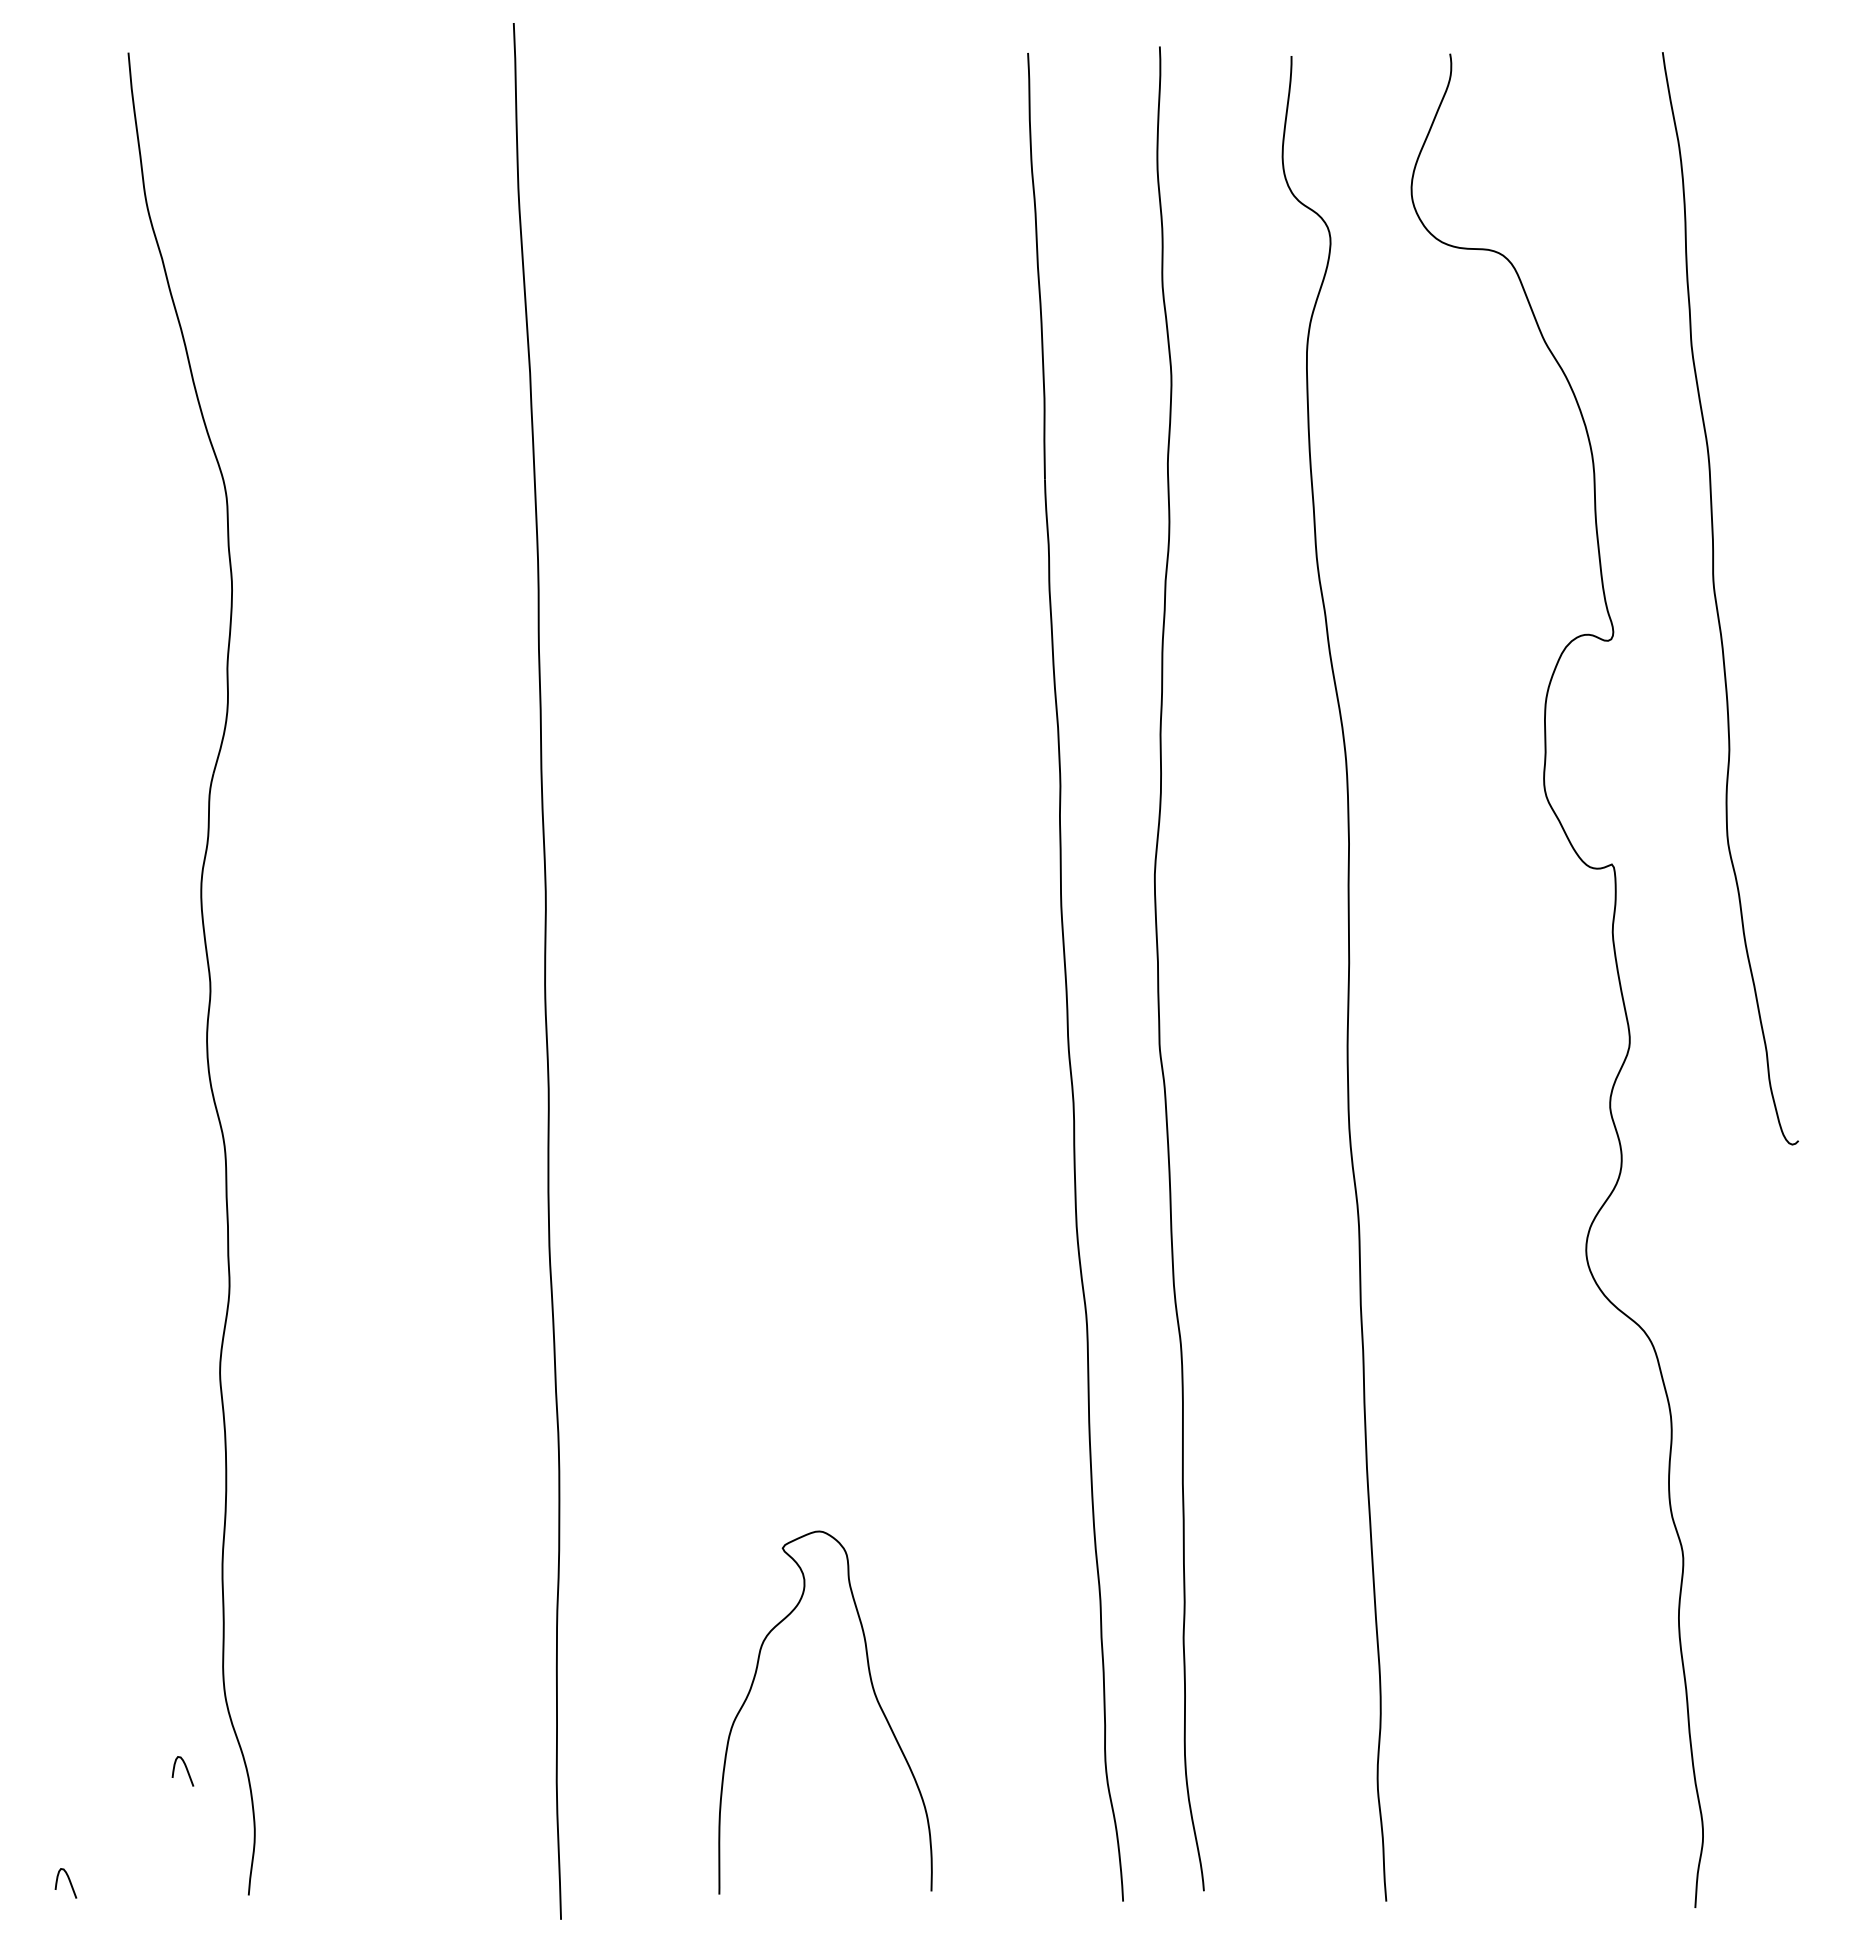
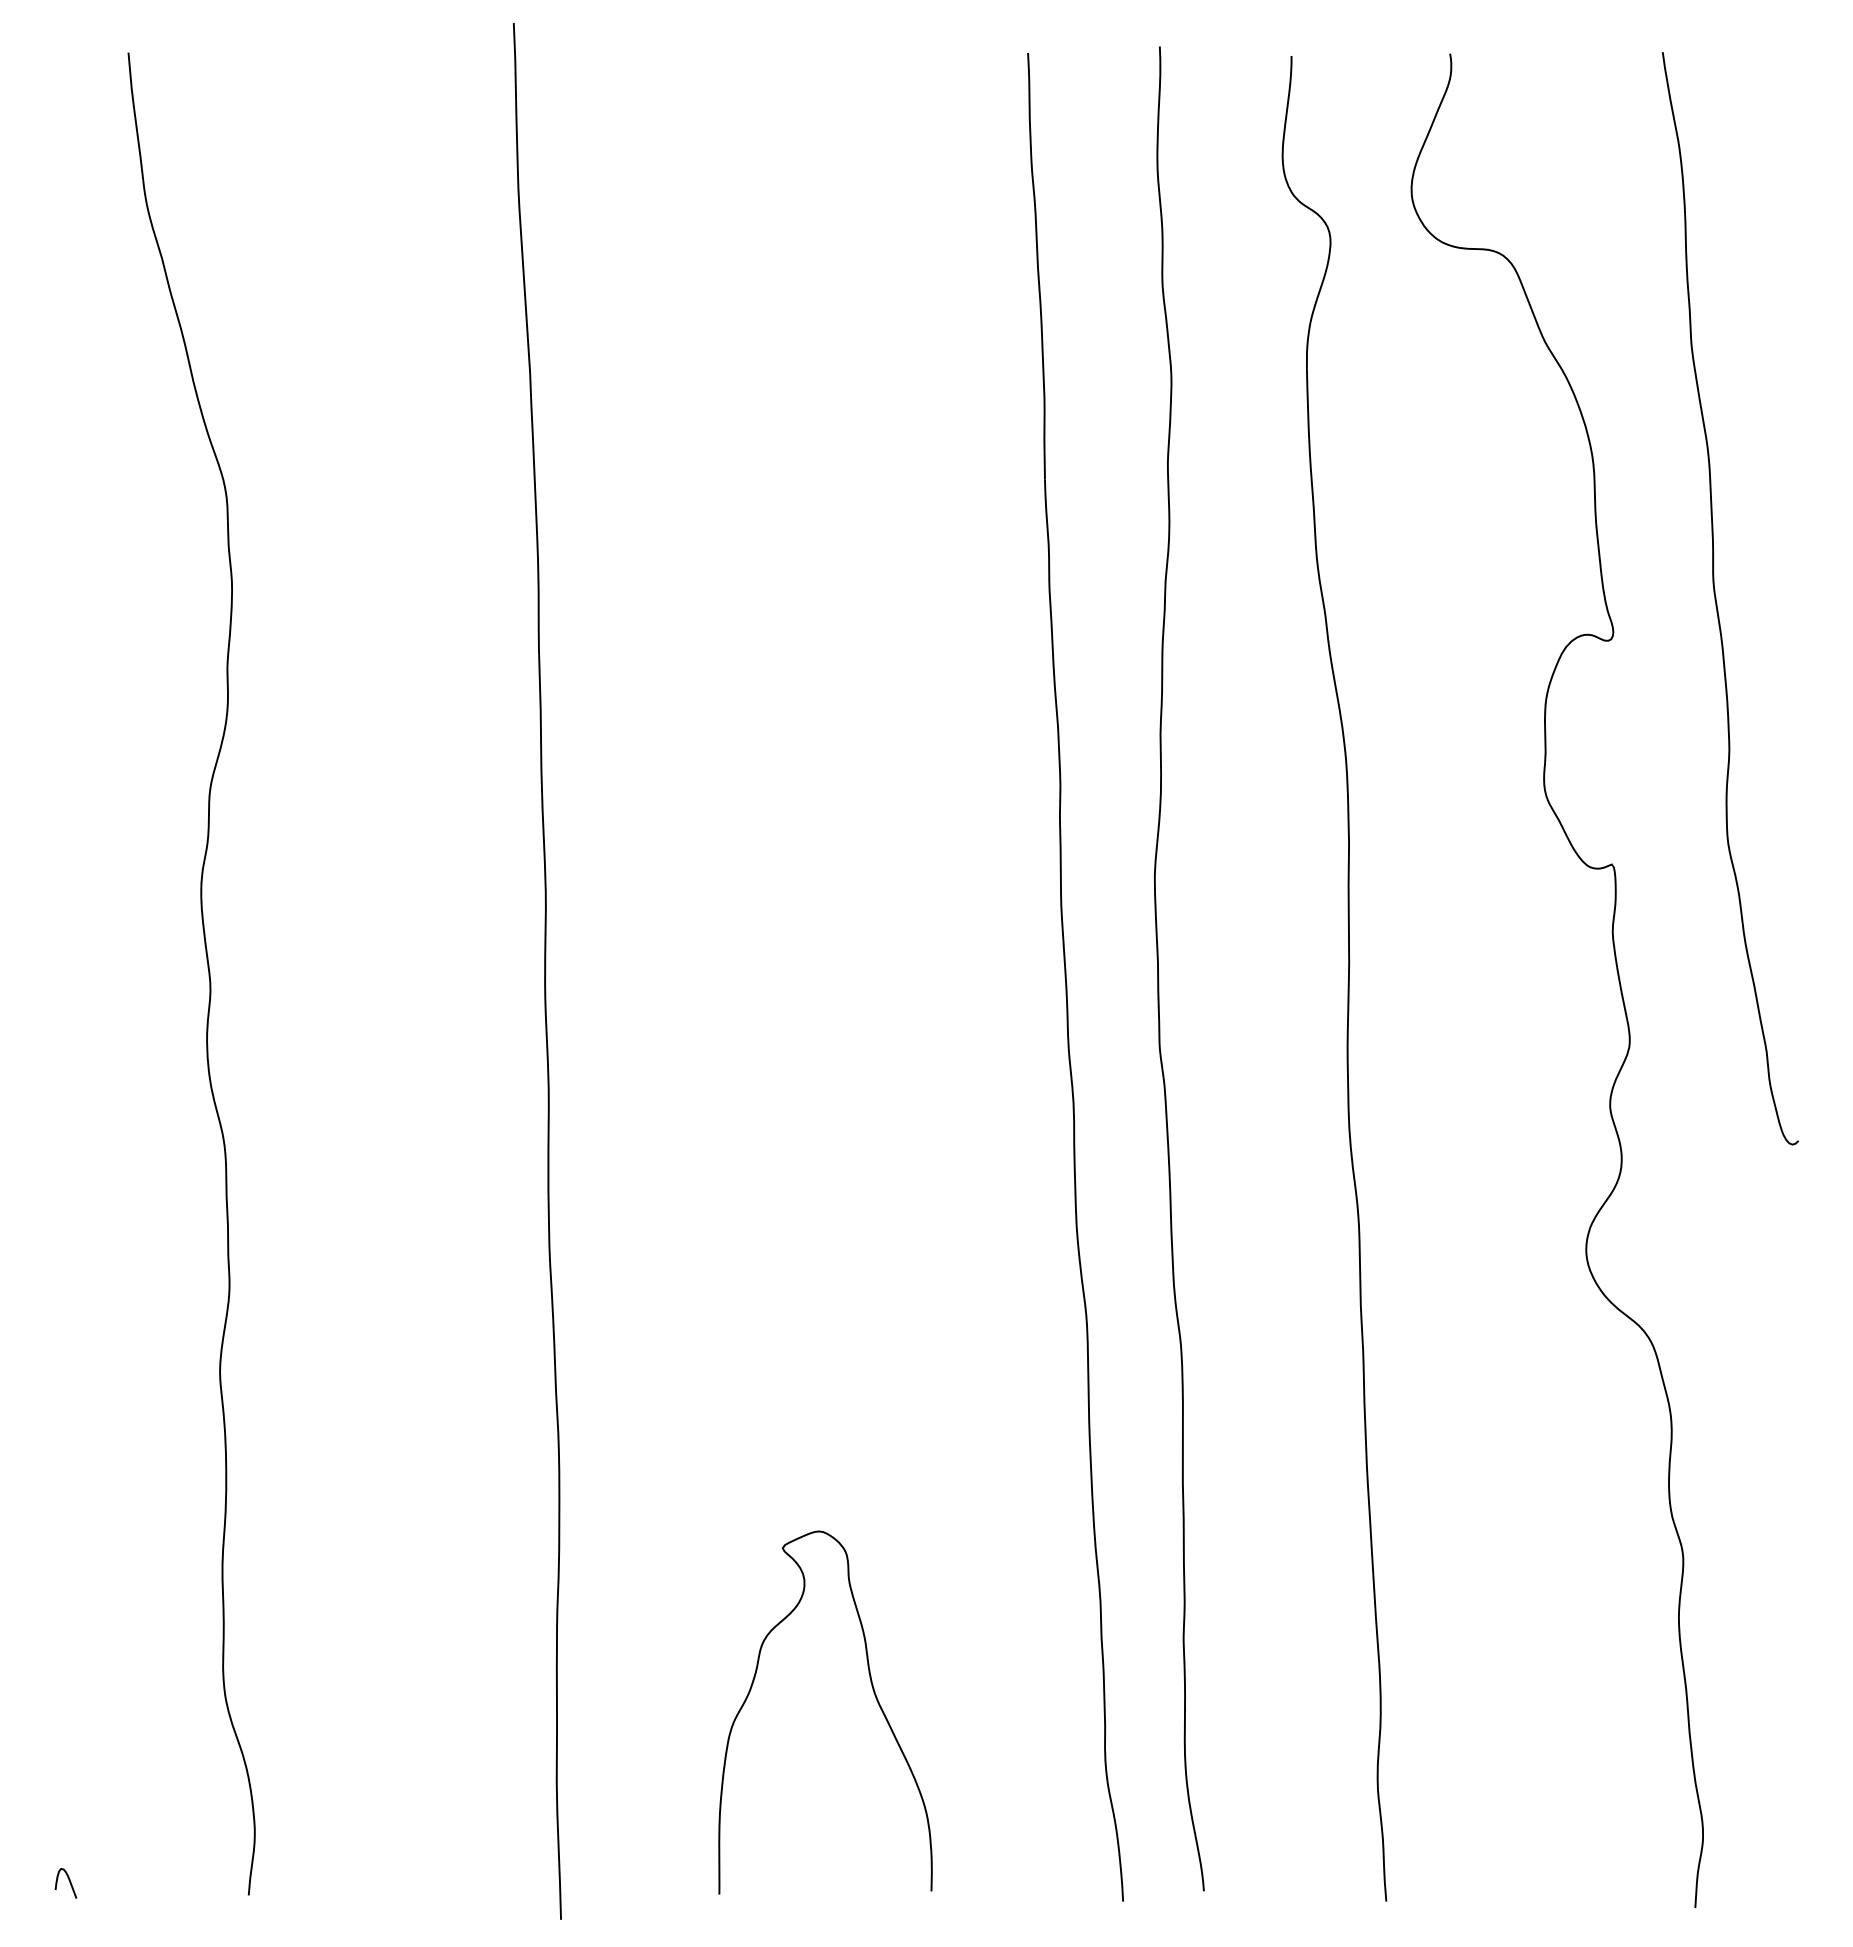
curve: present -> none (186, 1771)
